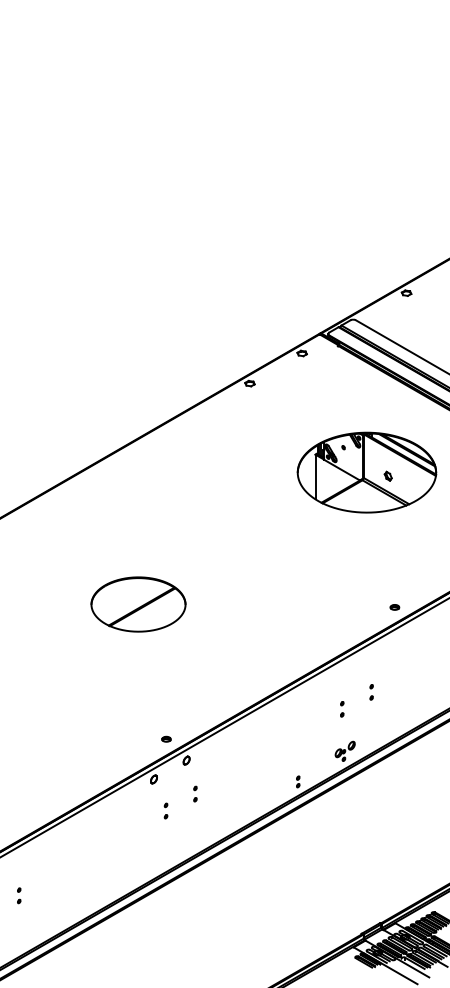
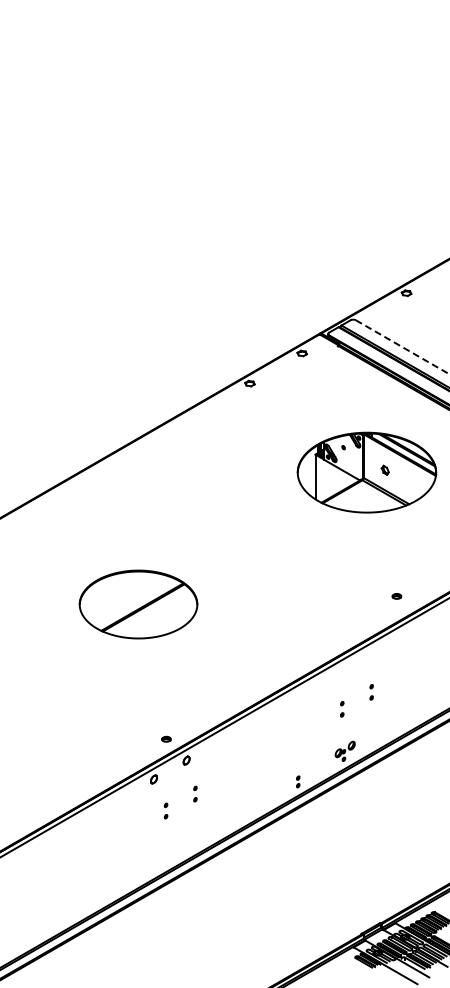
line: solid -> dashed (402, 347)
part position: (387, 475) -> (384, 469) (384, 469)
part size: 97x57 px -> 121x71 px (138, 604)
part position: (394, 607) -> (396, 596) (396, 596)
part: present -> none (19, 895)
